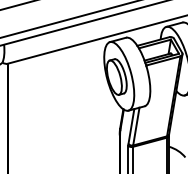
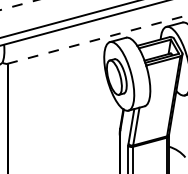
line: solid -> dashed (18, 5)
line: solid -> dashed (98, 39)
